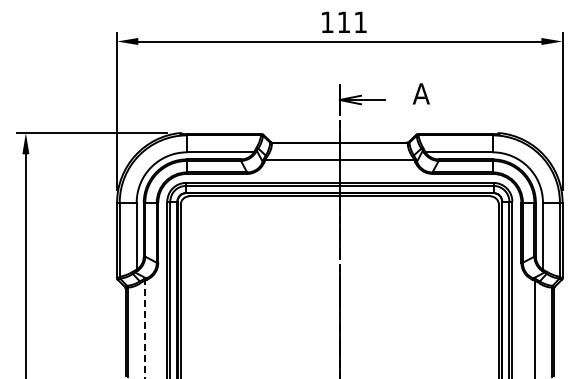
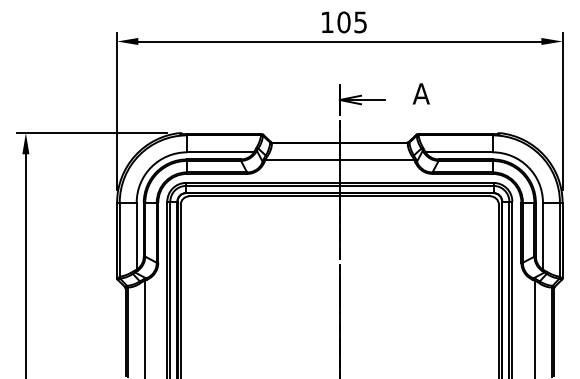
text: 111 -> 105 (351, 22)
line: dashed -> solid (144, 329)
